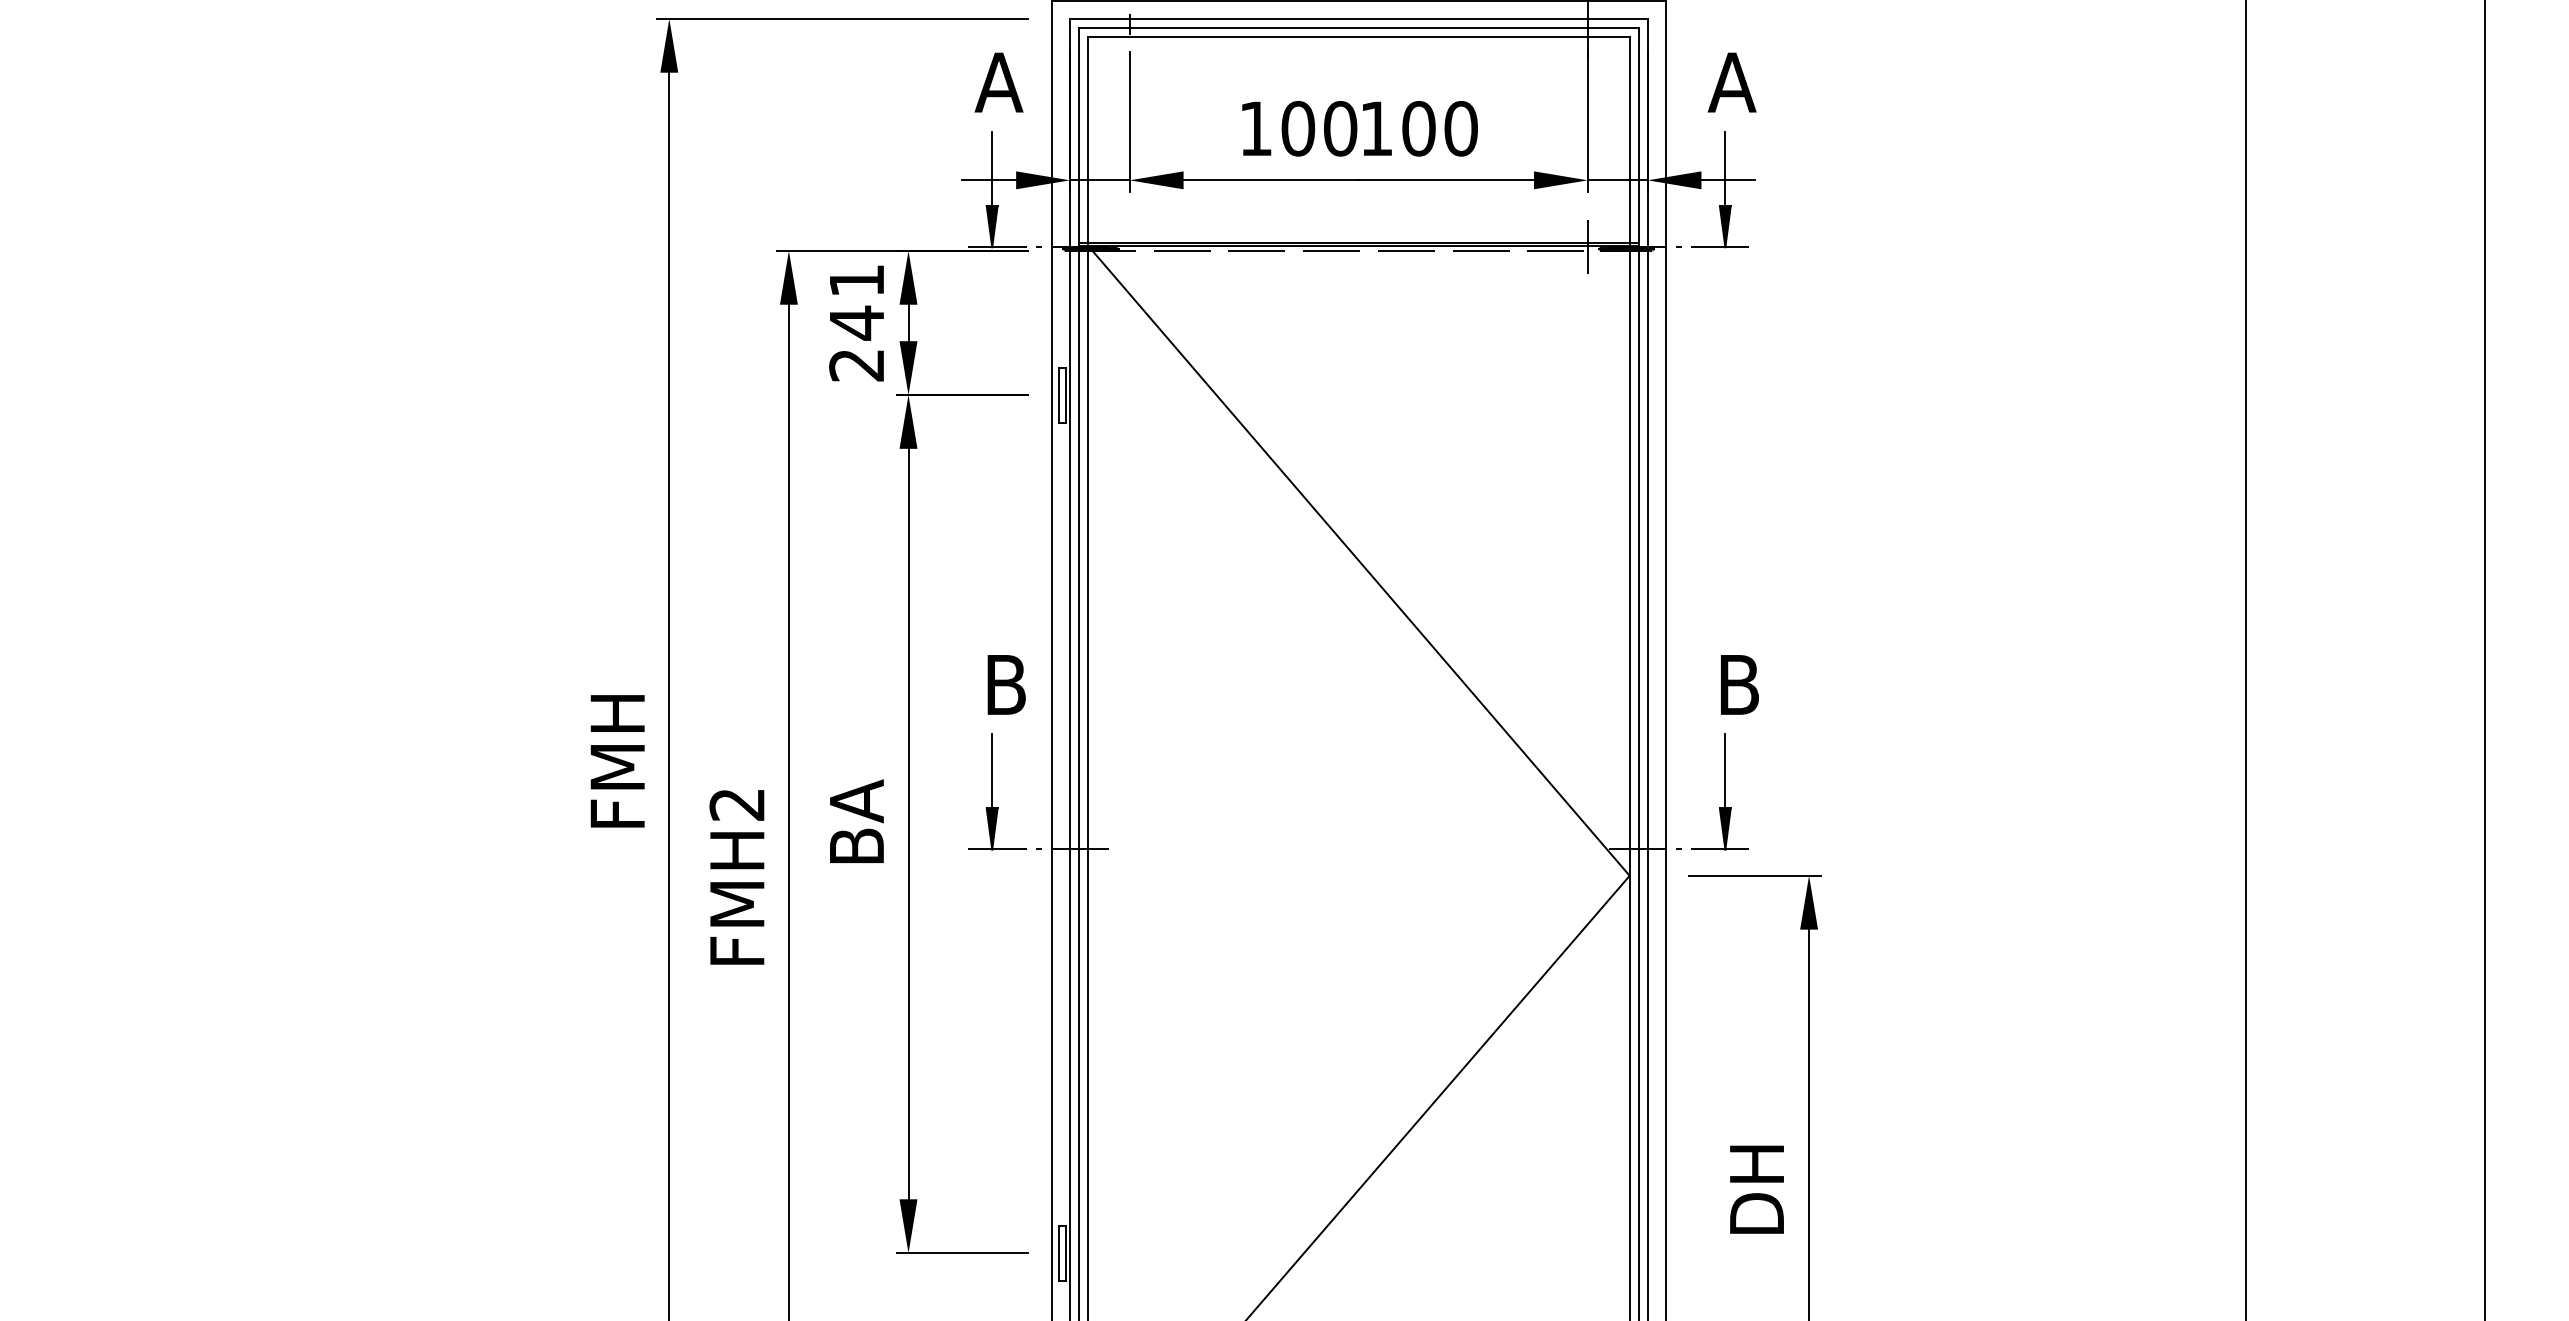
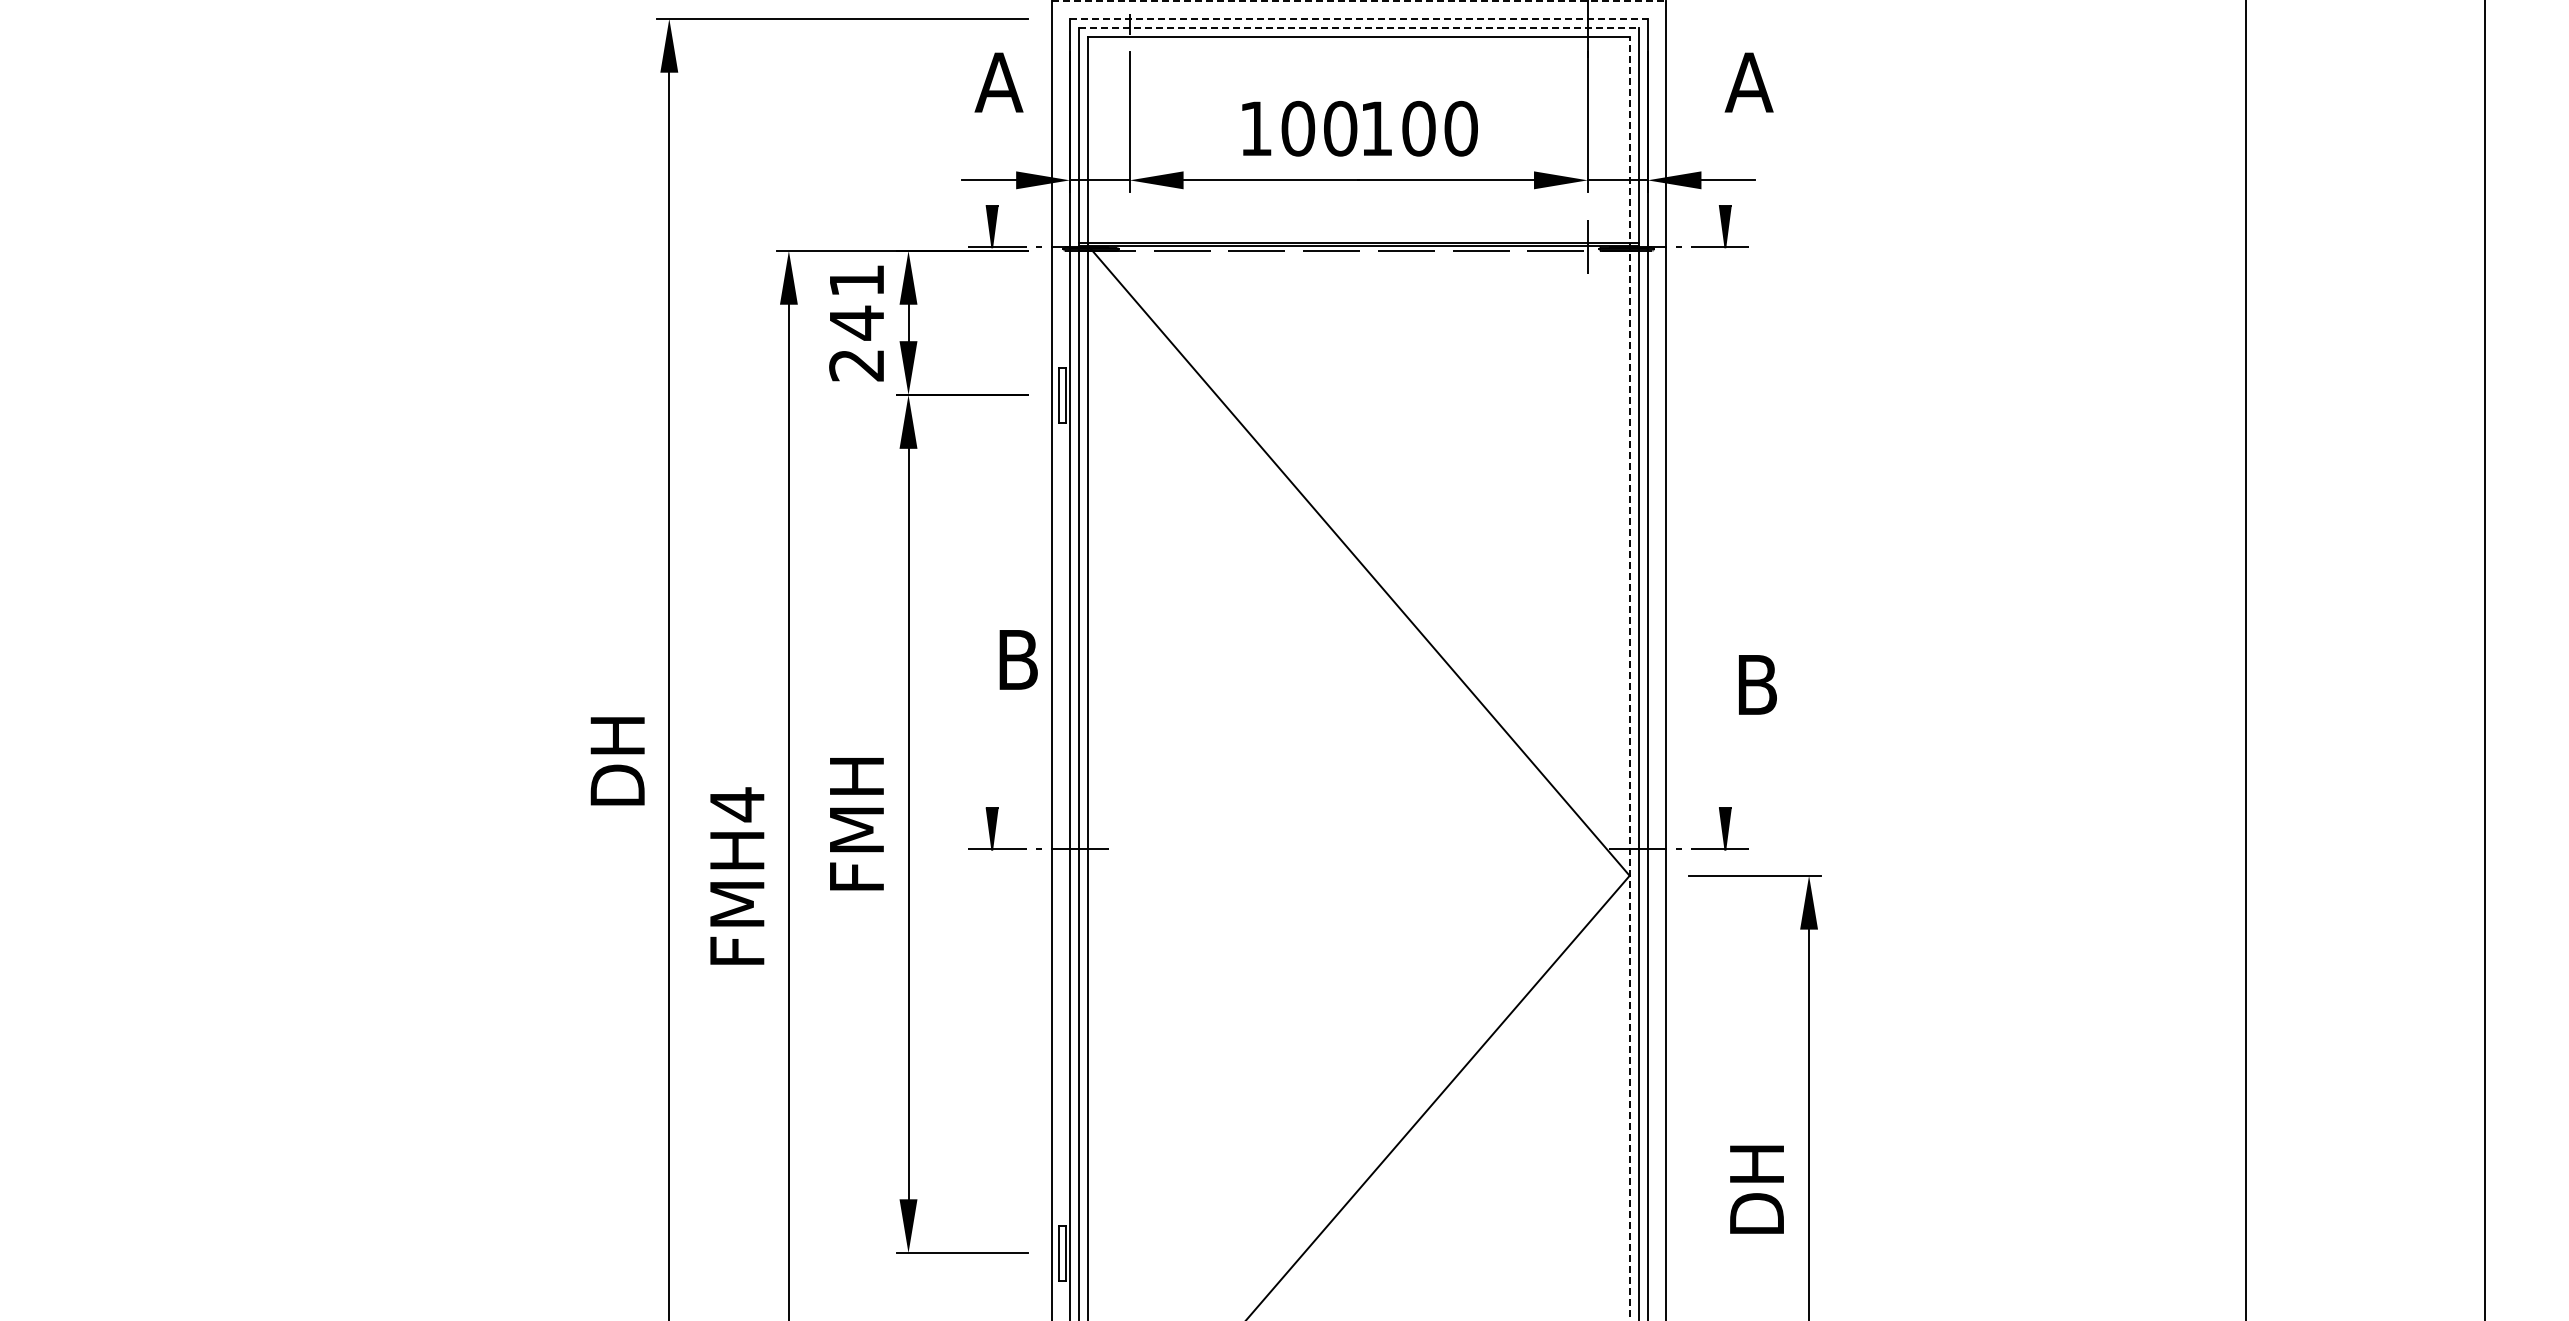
line: solid -> dashed (1358, 0)
line: solid -> dashed (1358, 18)
line: solid -> dashed (1358, 27)
text position: (1731, 82) -> (1748, 82) (1748, 82)
line: present -> none (992, 169)
line: present -> none (1725, 169)
line: solid -> dashed (1629, 678)
text position: (1006, 684) -> (1018, 659) (1018, 659)
text position: (1739, 684) -> (1757, 684) (1757, 684)
text: FMH -> DH (617, 761)
line: present -> none (992, 771)
line: present -> none (1725, 771)
text: FMH2 -> FMH4 (736, 804)
text: BA -> FMH (856, 824)
